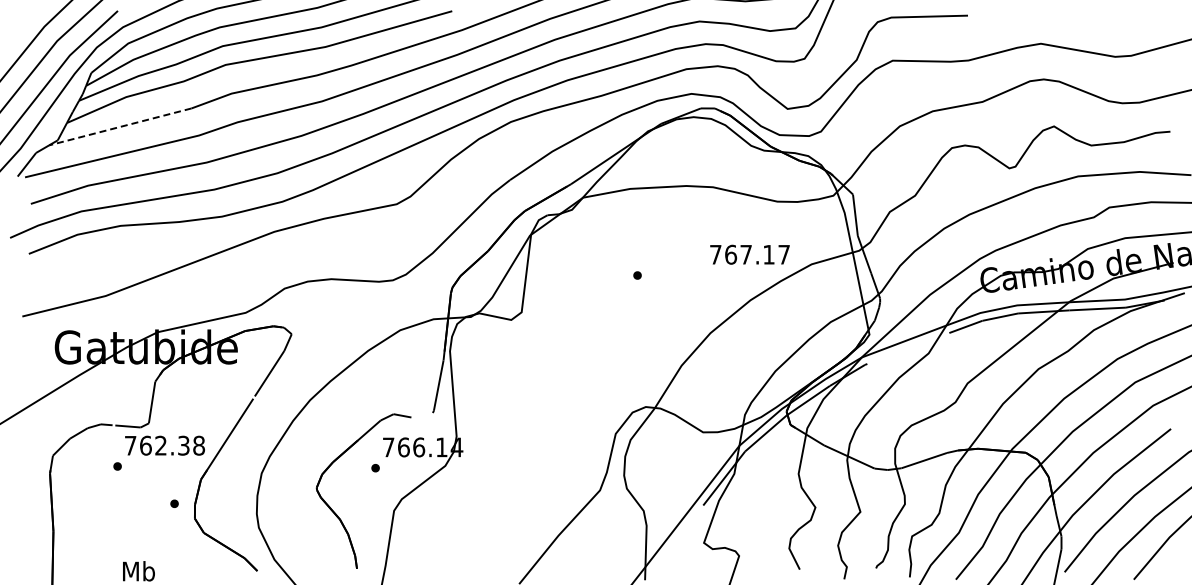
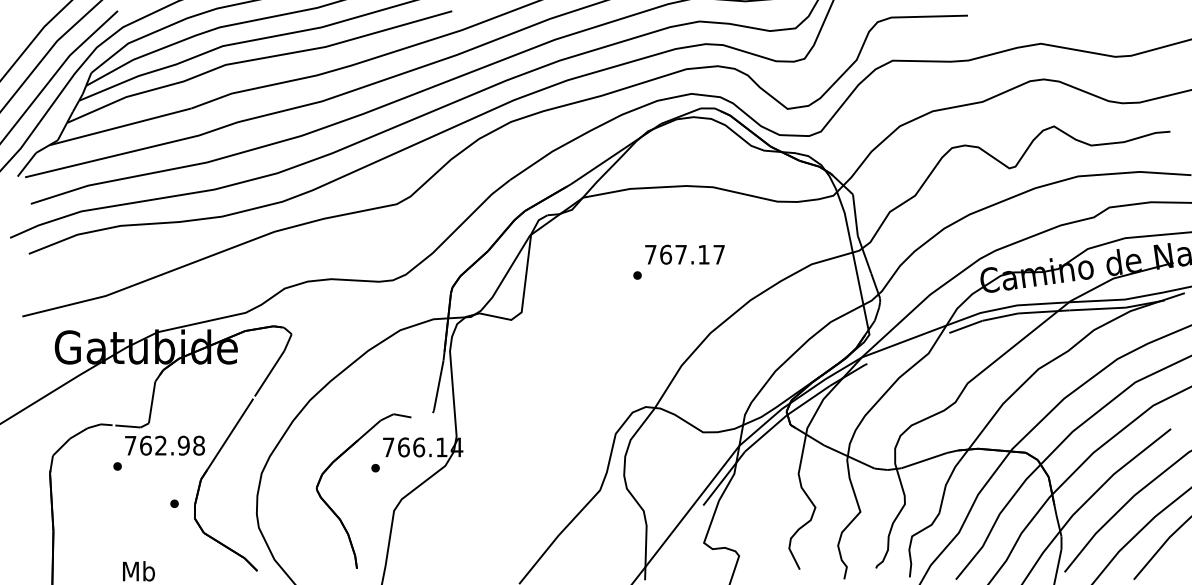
line: dashed -> solid (120, 126)
text position: (749, 254) -> (684, 254) (684, 254)
text: 762.38 -> 762.98 (183, 445)
